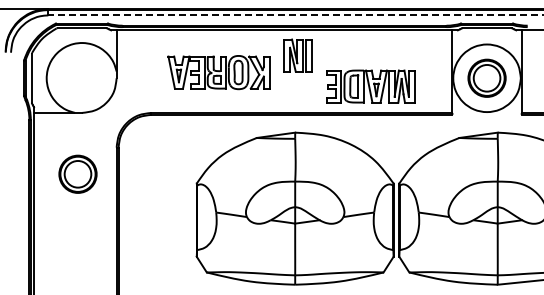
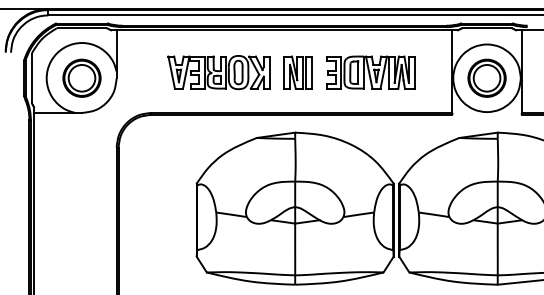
line: dashed -> solid (295, 15)
part position: (297, 55) -> (297, 72) (297, 72)
part position: (370, 86) -> (370, 72) (370, 72)
part position: (77, 173) -> (81, 77) (81, 77)
